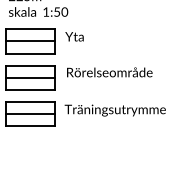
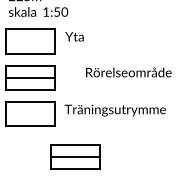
line: present -> none (30, 41)
text position: (109, 72) -> (128, 72) (128, 72)
line: present -> none (30, 114)
part: none -> present (75, 156)
